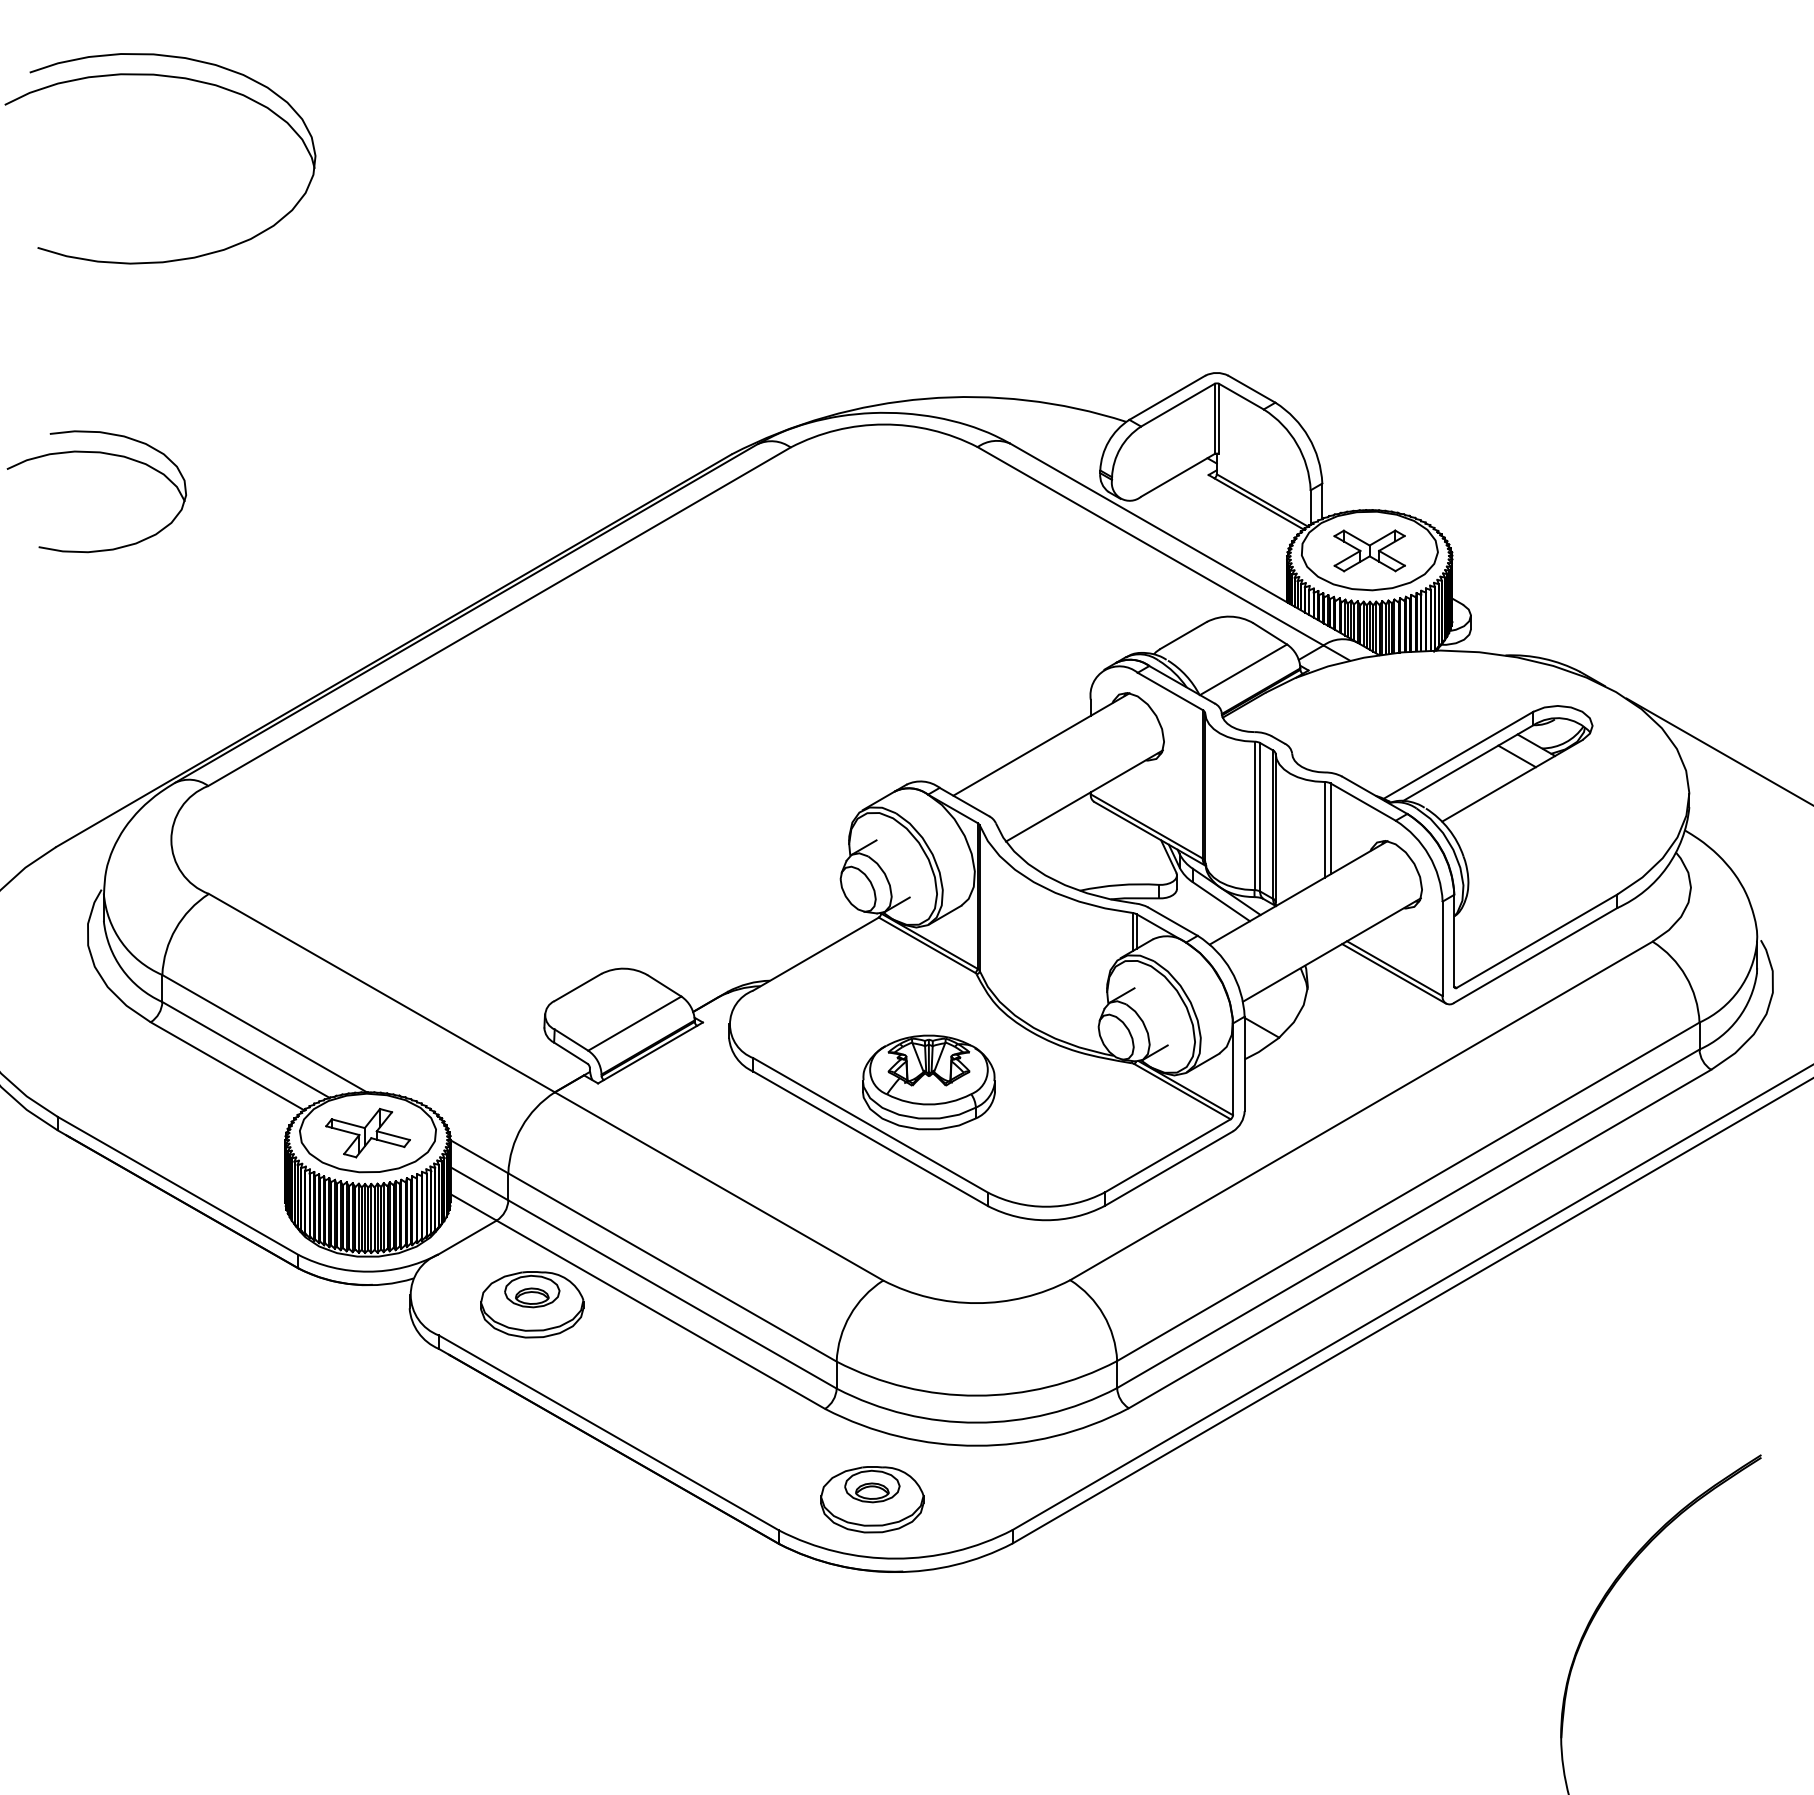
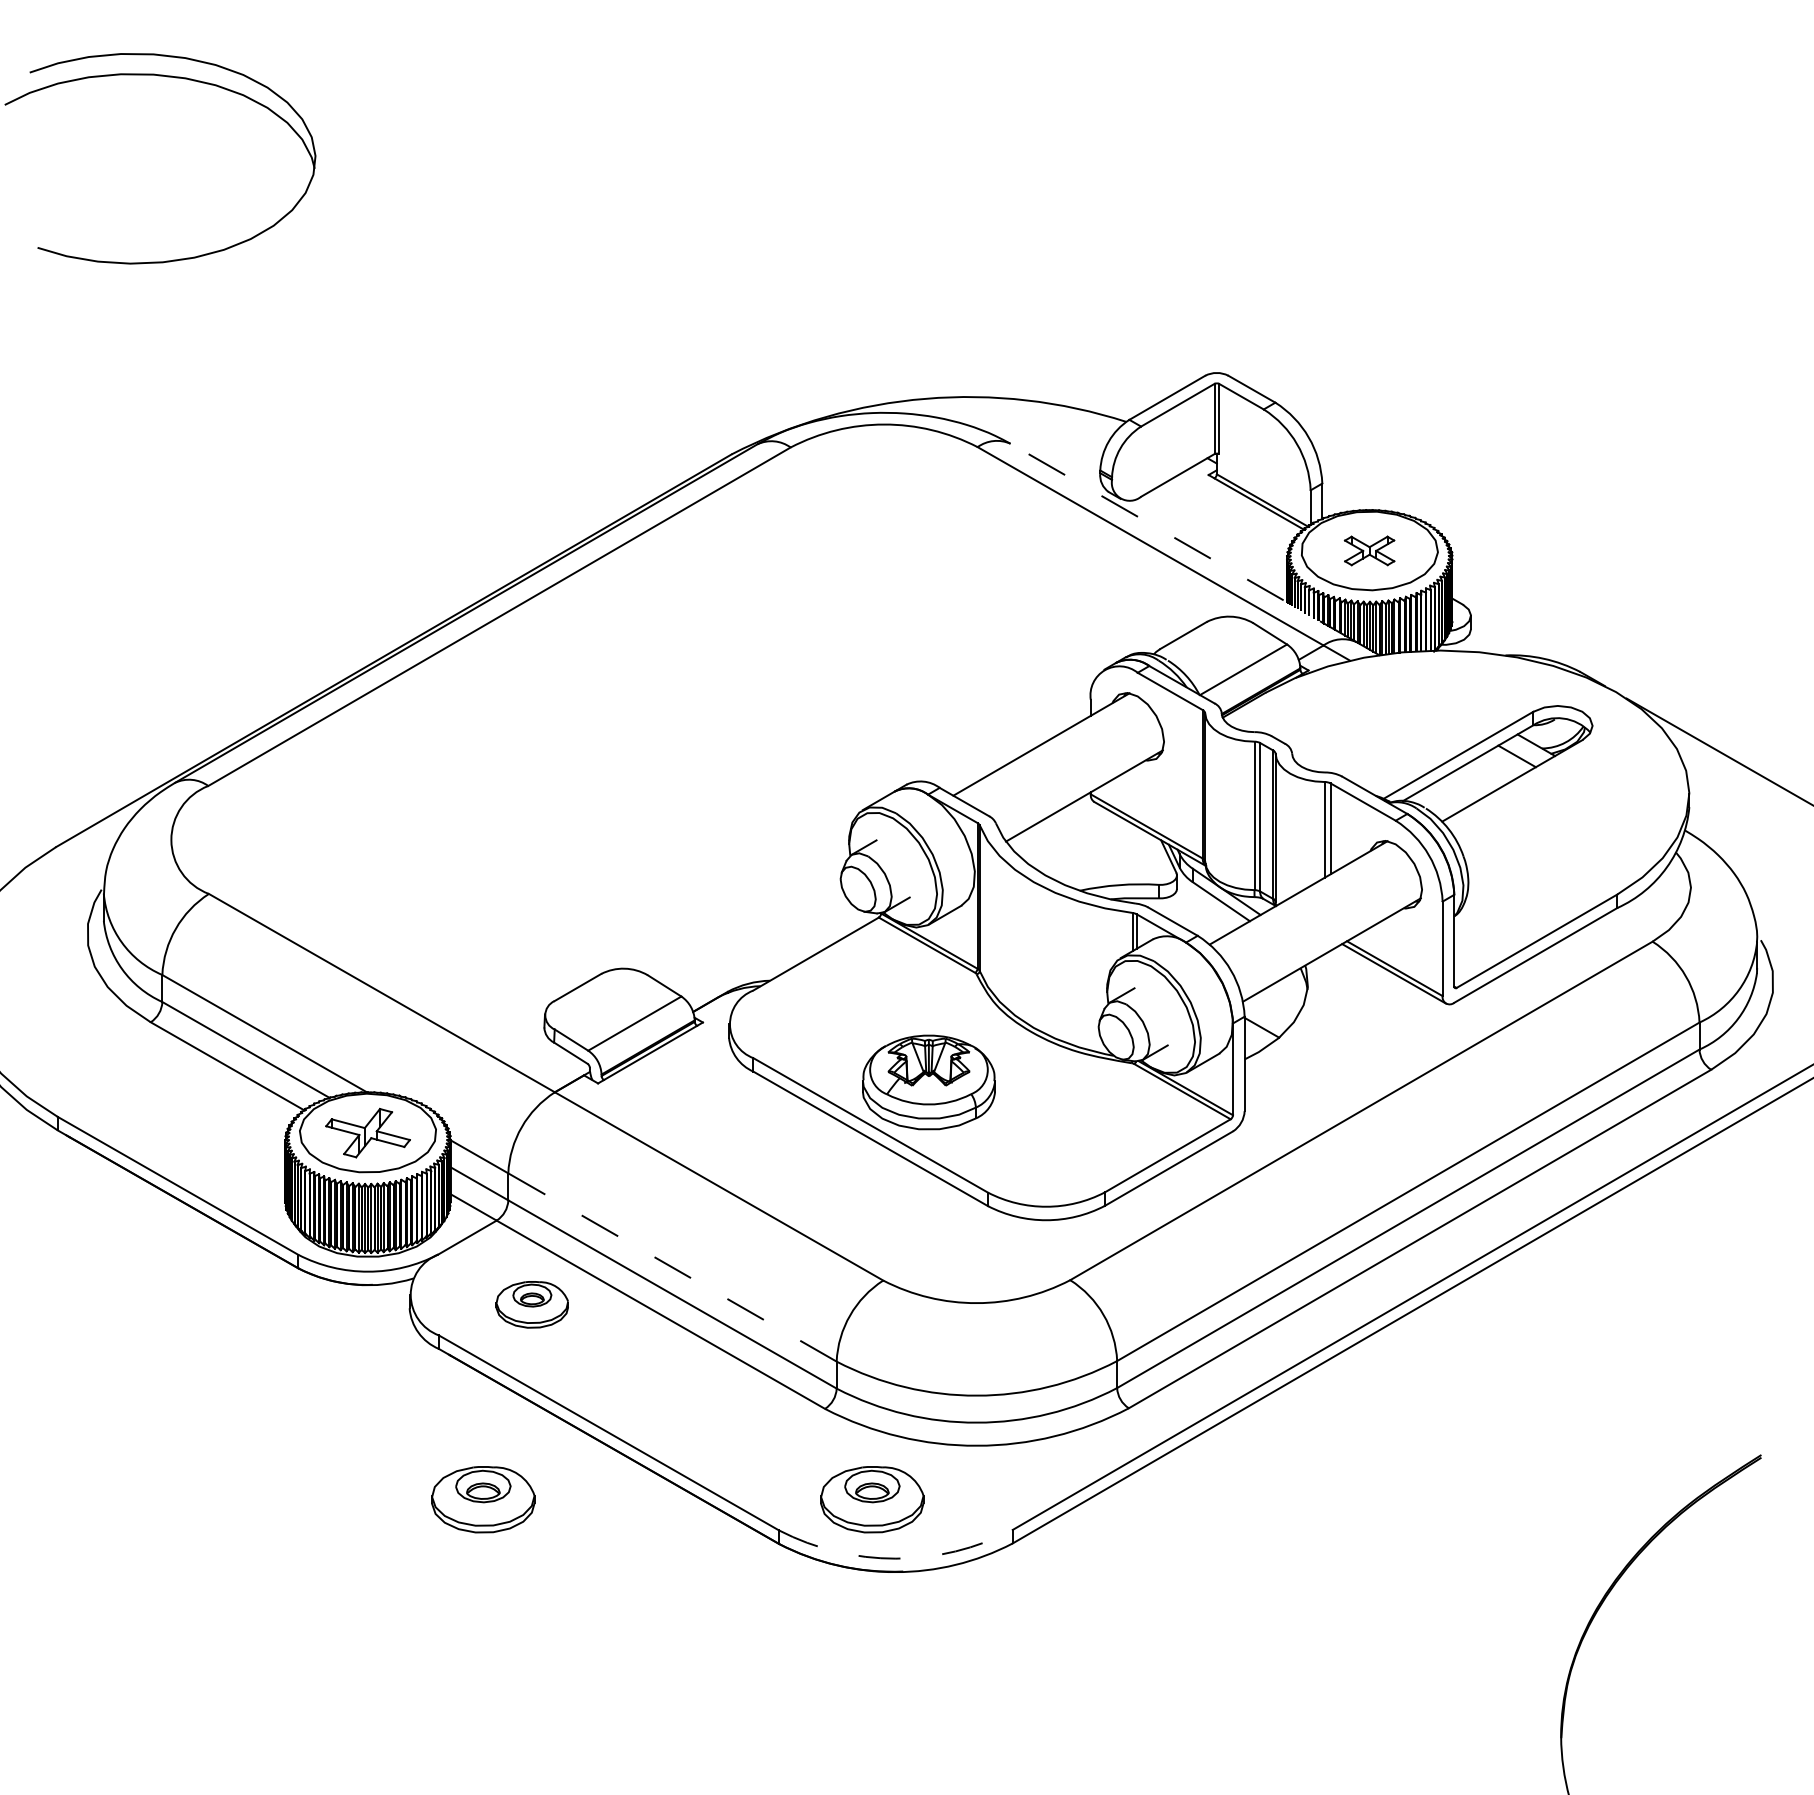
part: present -> none (104, 454)
line: solid -> dashed (1183, 542)
part size: 73x44 px -> 53x32 px (1369, 550)
line: solid -> dashed (672, 1267)
part size: 105x68 px -> 74x48 px (531, 1304)
part: none -> present (483, 1499)
arc: solid -> dashed (895, 1558)
